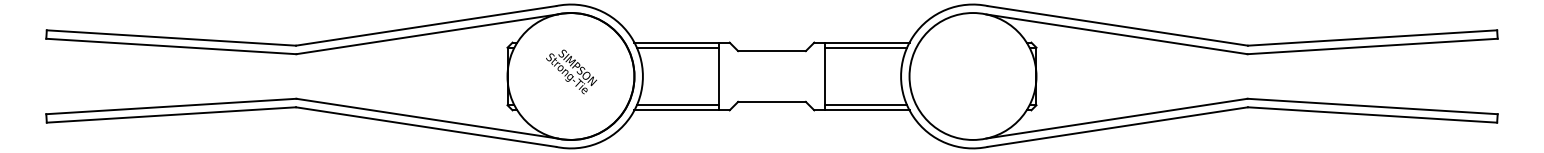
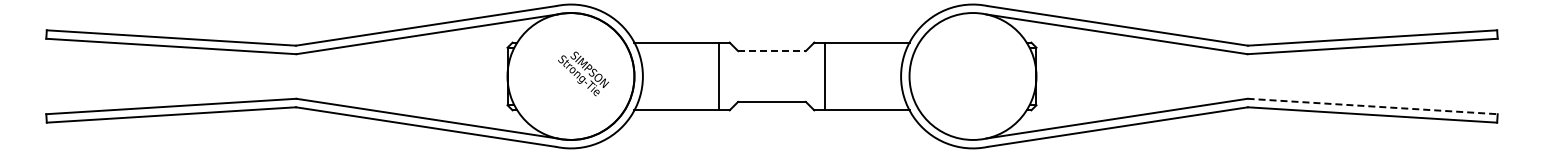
line: present -> none (677, 47)
line: present -> none (865, 47)
line: solid -> dashed (772, 51)
text position: (571, 71) -> (583, 73) (583, 73)
line: present -> none (677, 105)
line: present -> none (865, 105)
line: solid -> dashed (1373, 106)
